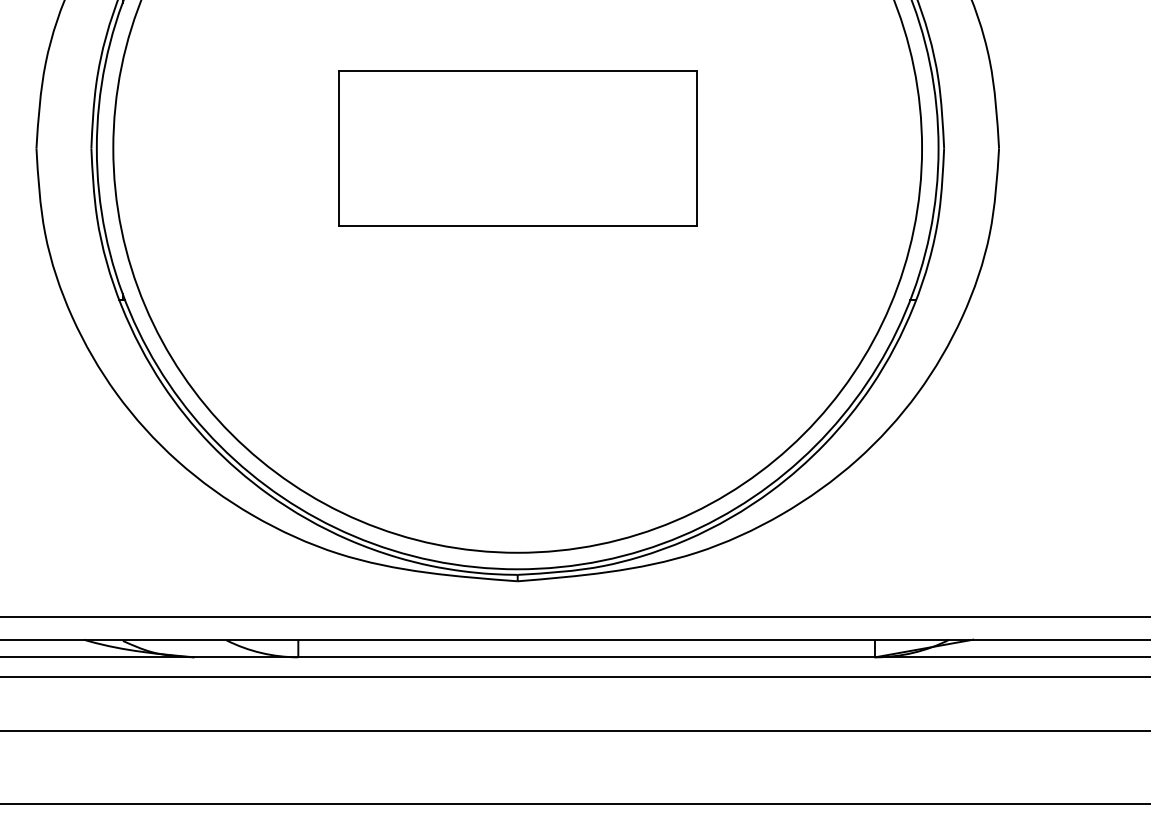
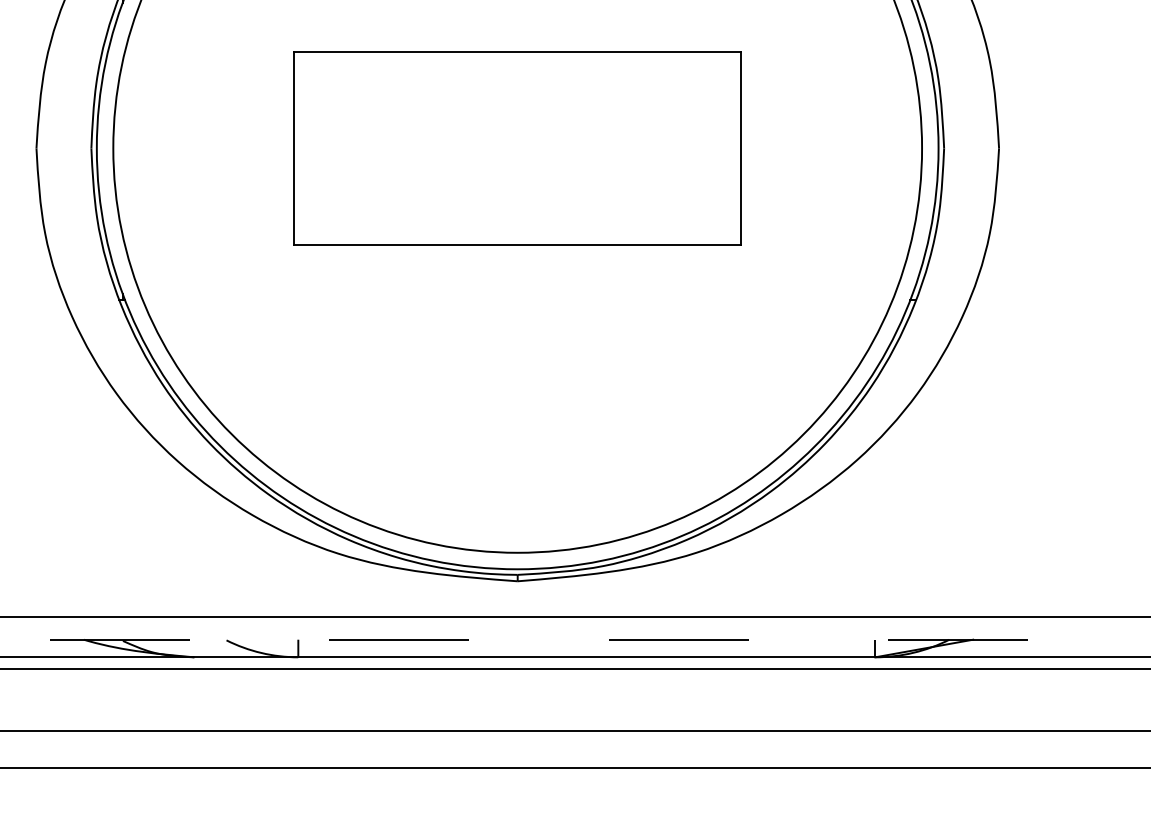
part size: 360x157 px -> 449x195 px (517, 148)
line: solid -> dashed (575, 639)
line position: (574, 677) -> (574, 669) (574, 669)
line position: (574, 803) -> (574, 767) (574, 767)
